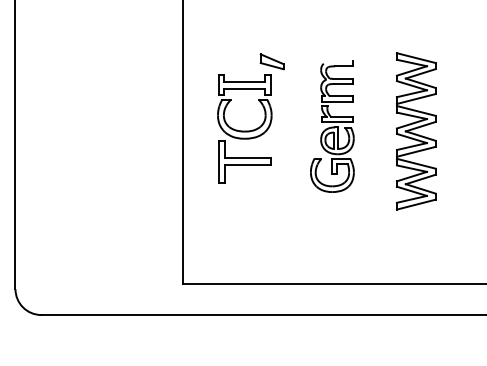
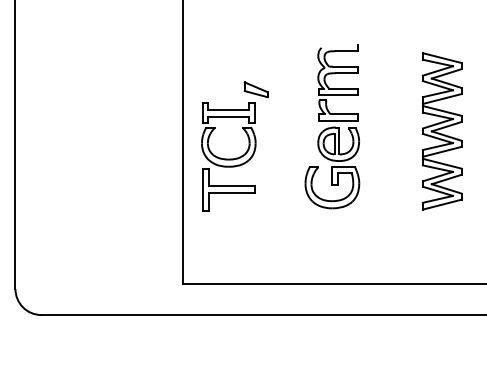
part size: 45x133 px -> 57x166 px (332, 126)
part position: (255, 128) -> (239, 156) (239, 156)
part position: (416, 131) -> (442, 131) (442, 131)
